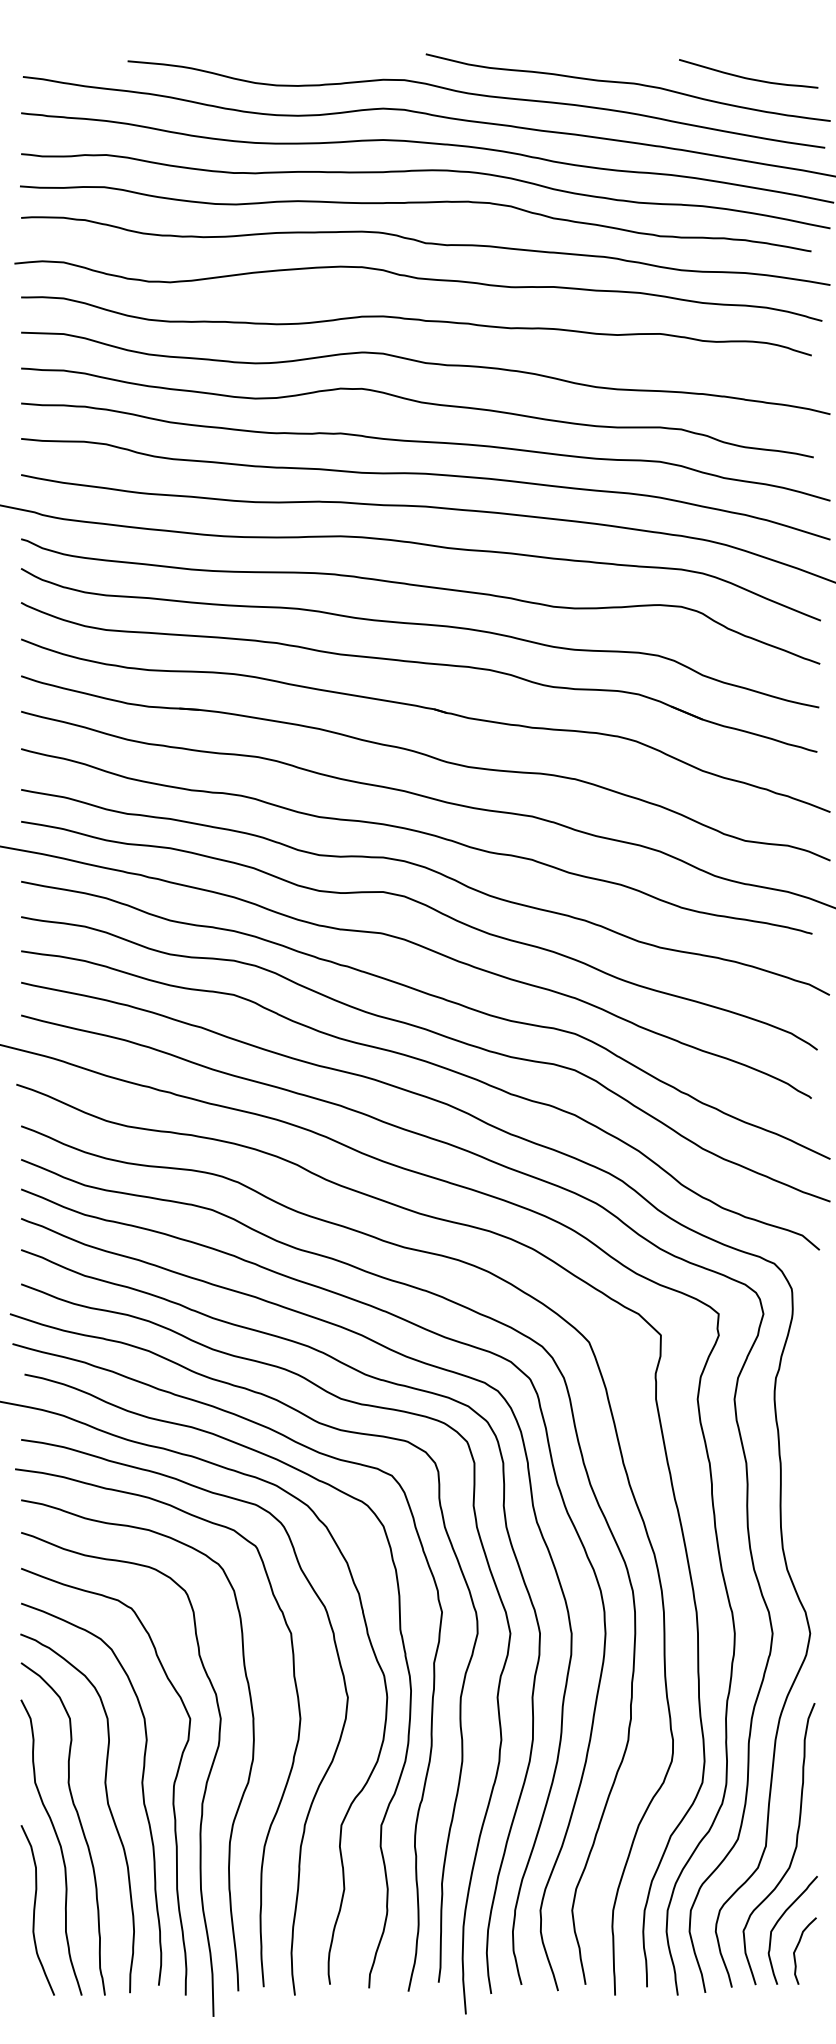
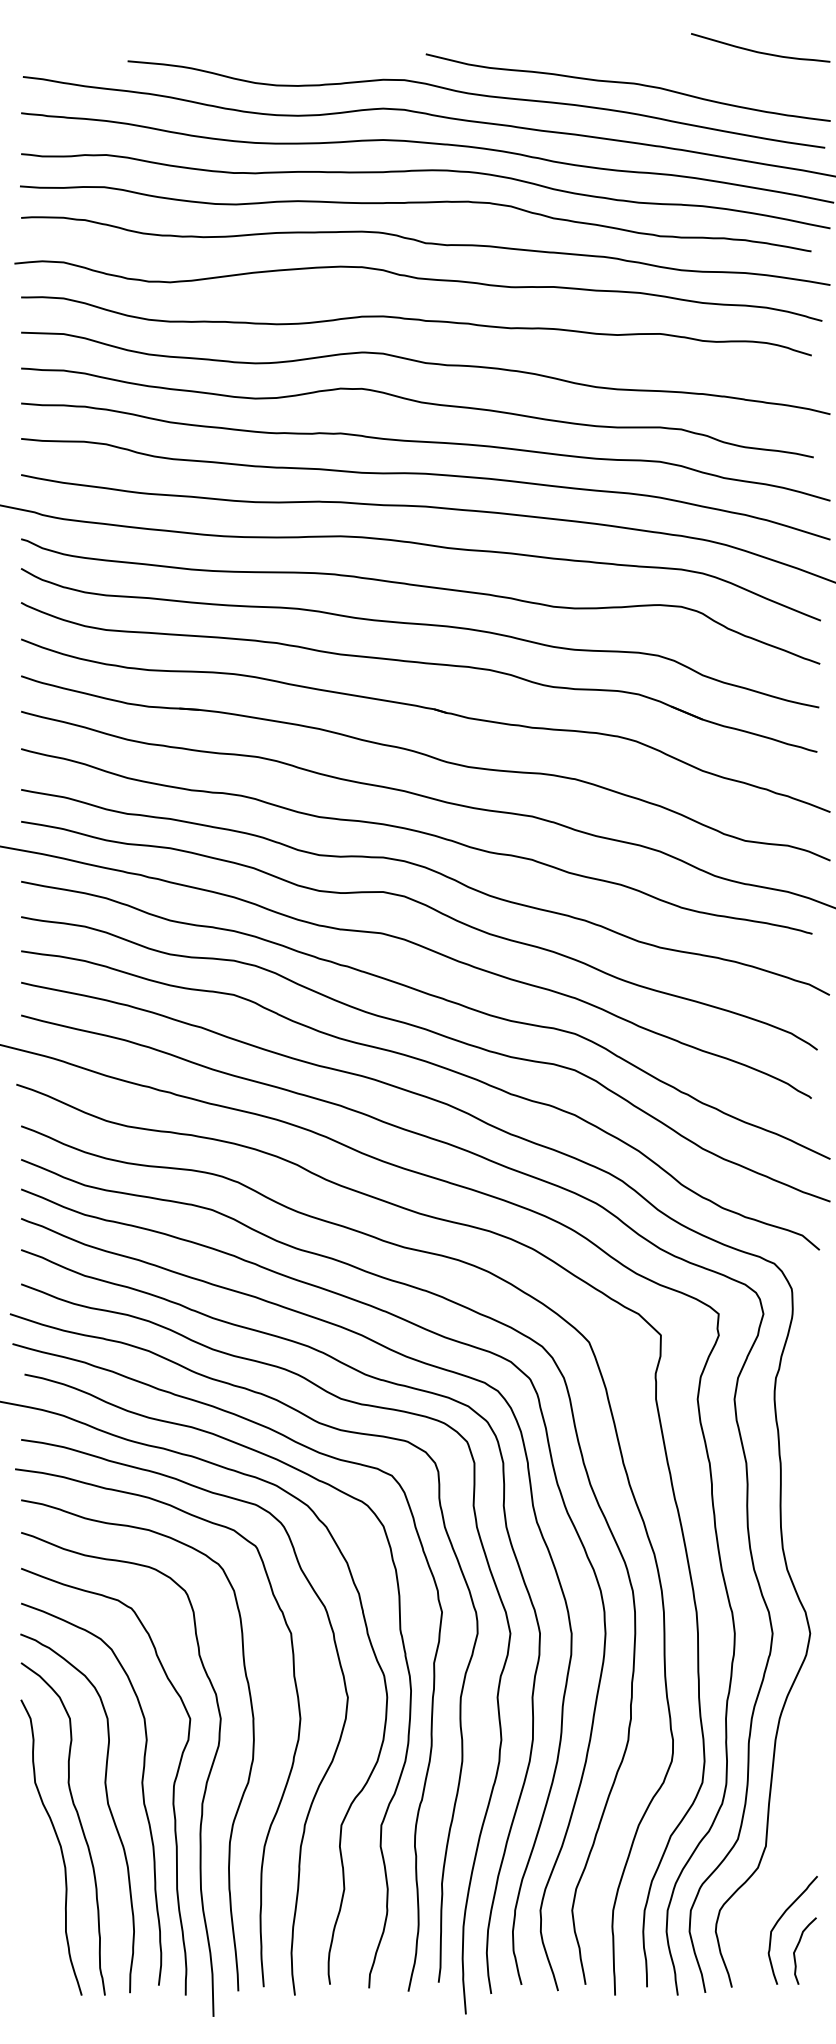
curve position: (748, 77) -> (760, 51) (760, 51)
curve: present -> none (794, 1848)
curve: present -> none (35, 1910)
